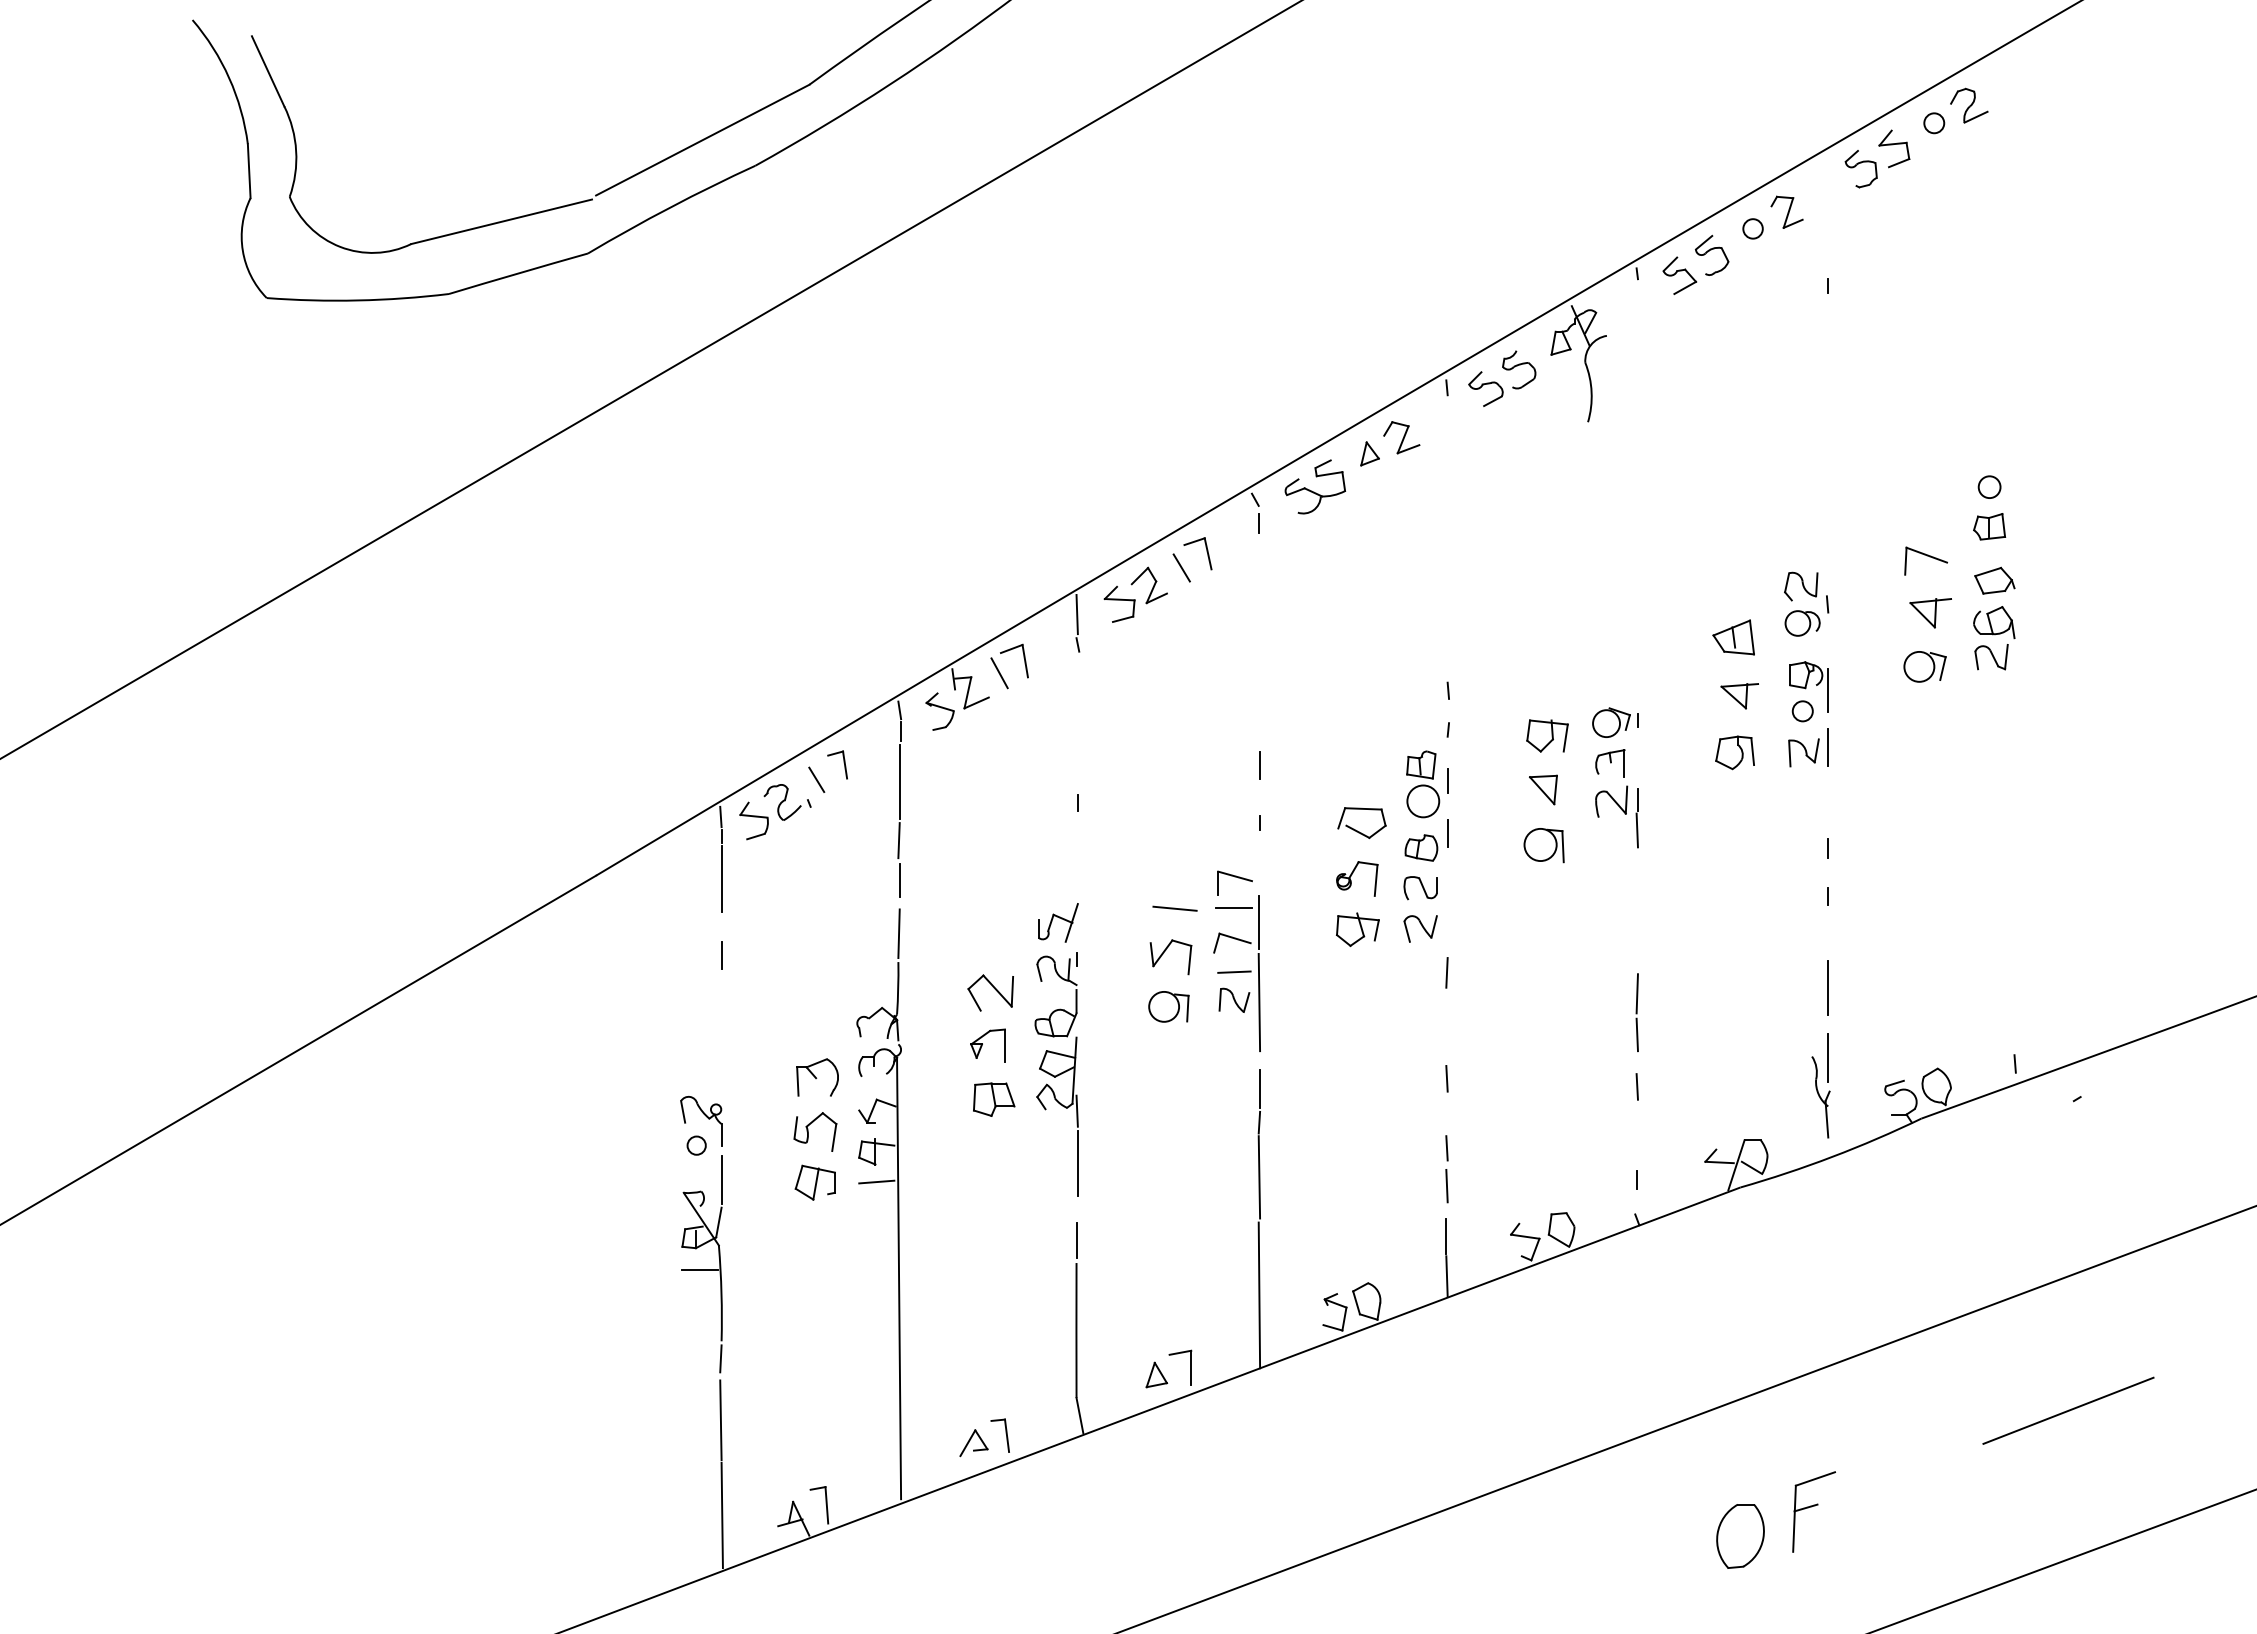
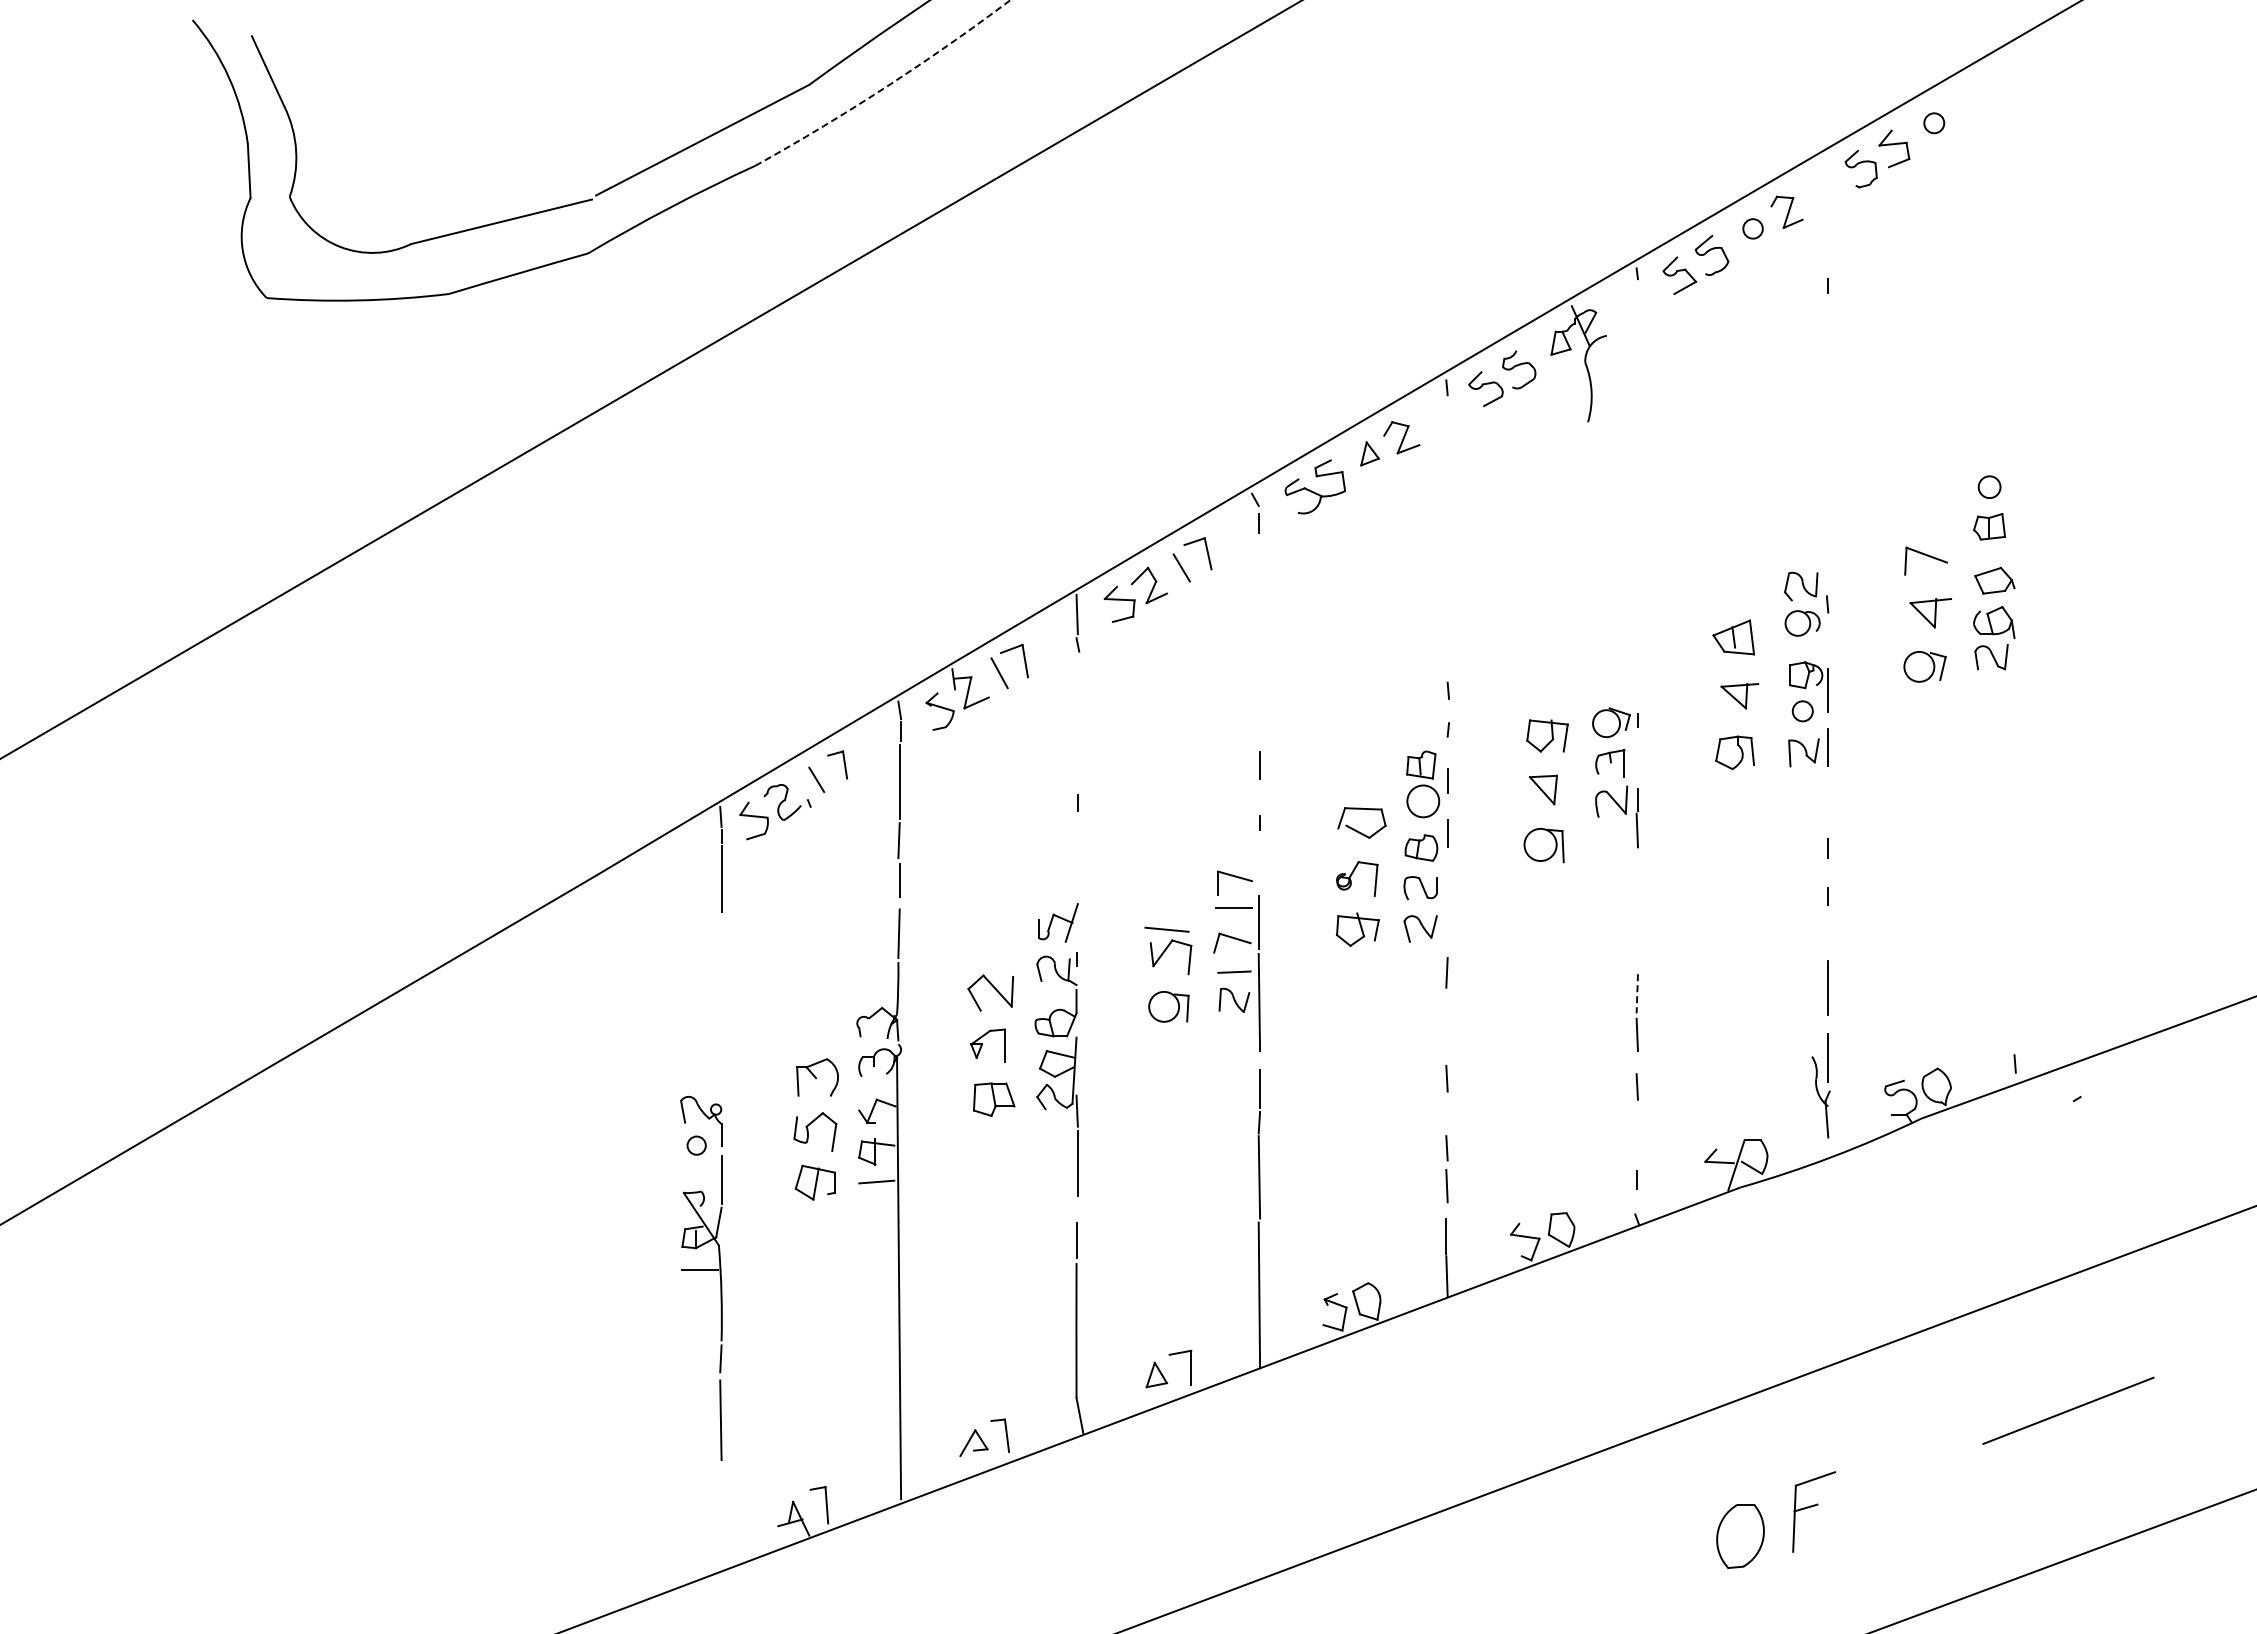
arc: solid -> dashed (886, 86)
part: present -> none (1969, 105)
line position: (1174, 908) -> (1166, 929) (1166, 929)
line: present -> none (721, 954)
line: solid -> dashed (1637, 993)
line: present -> none (721, 1515)
